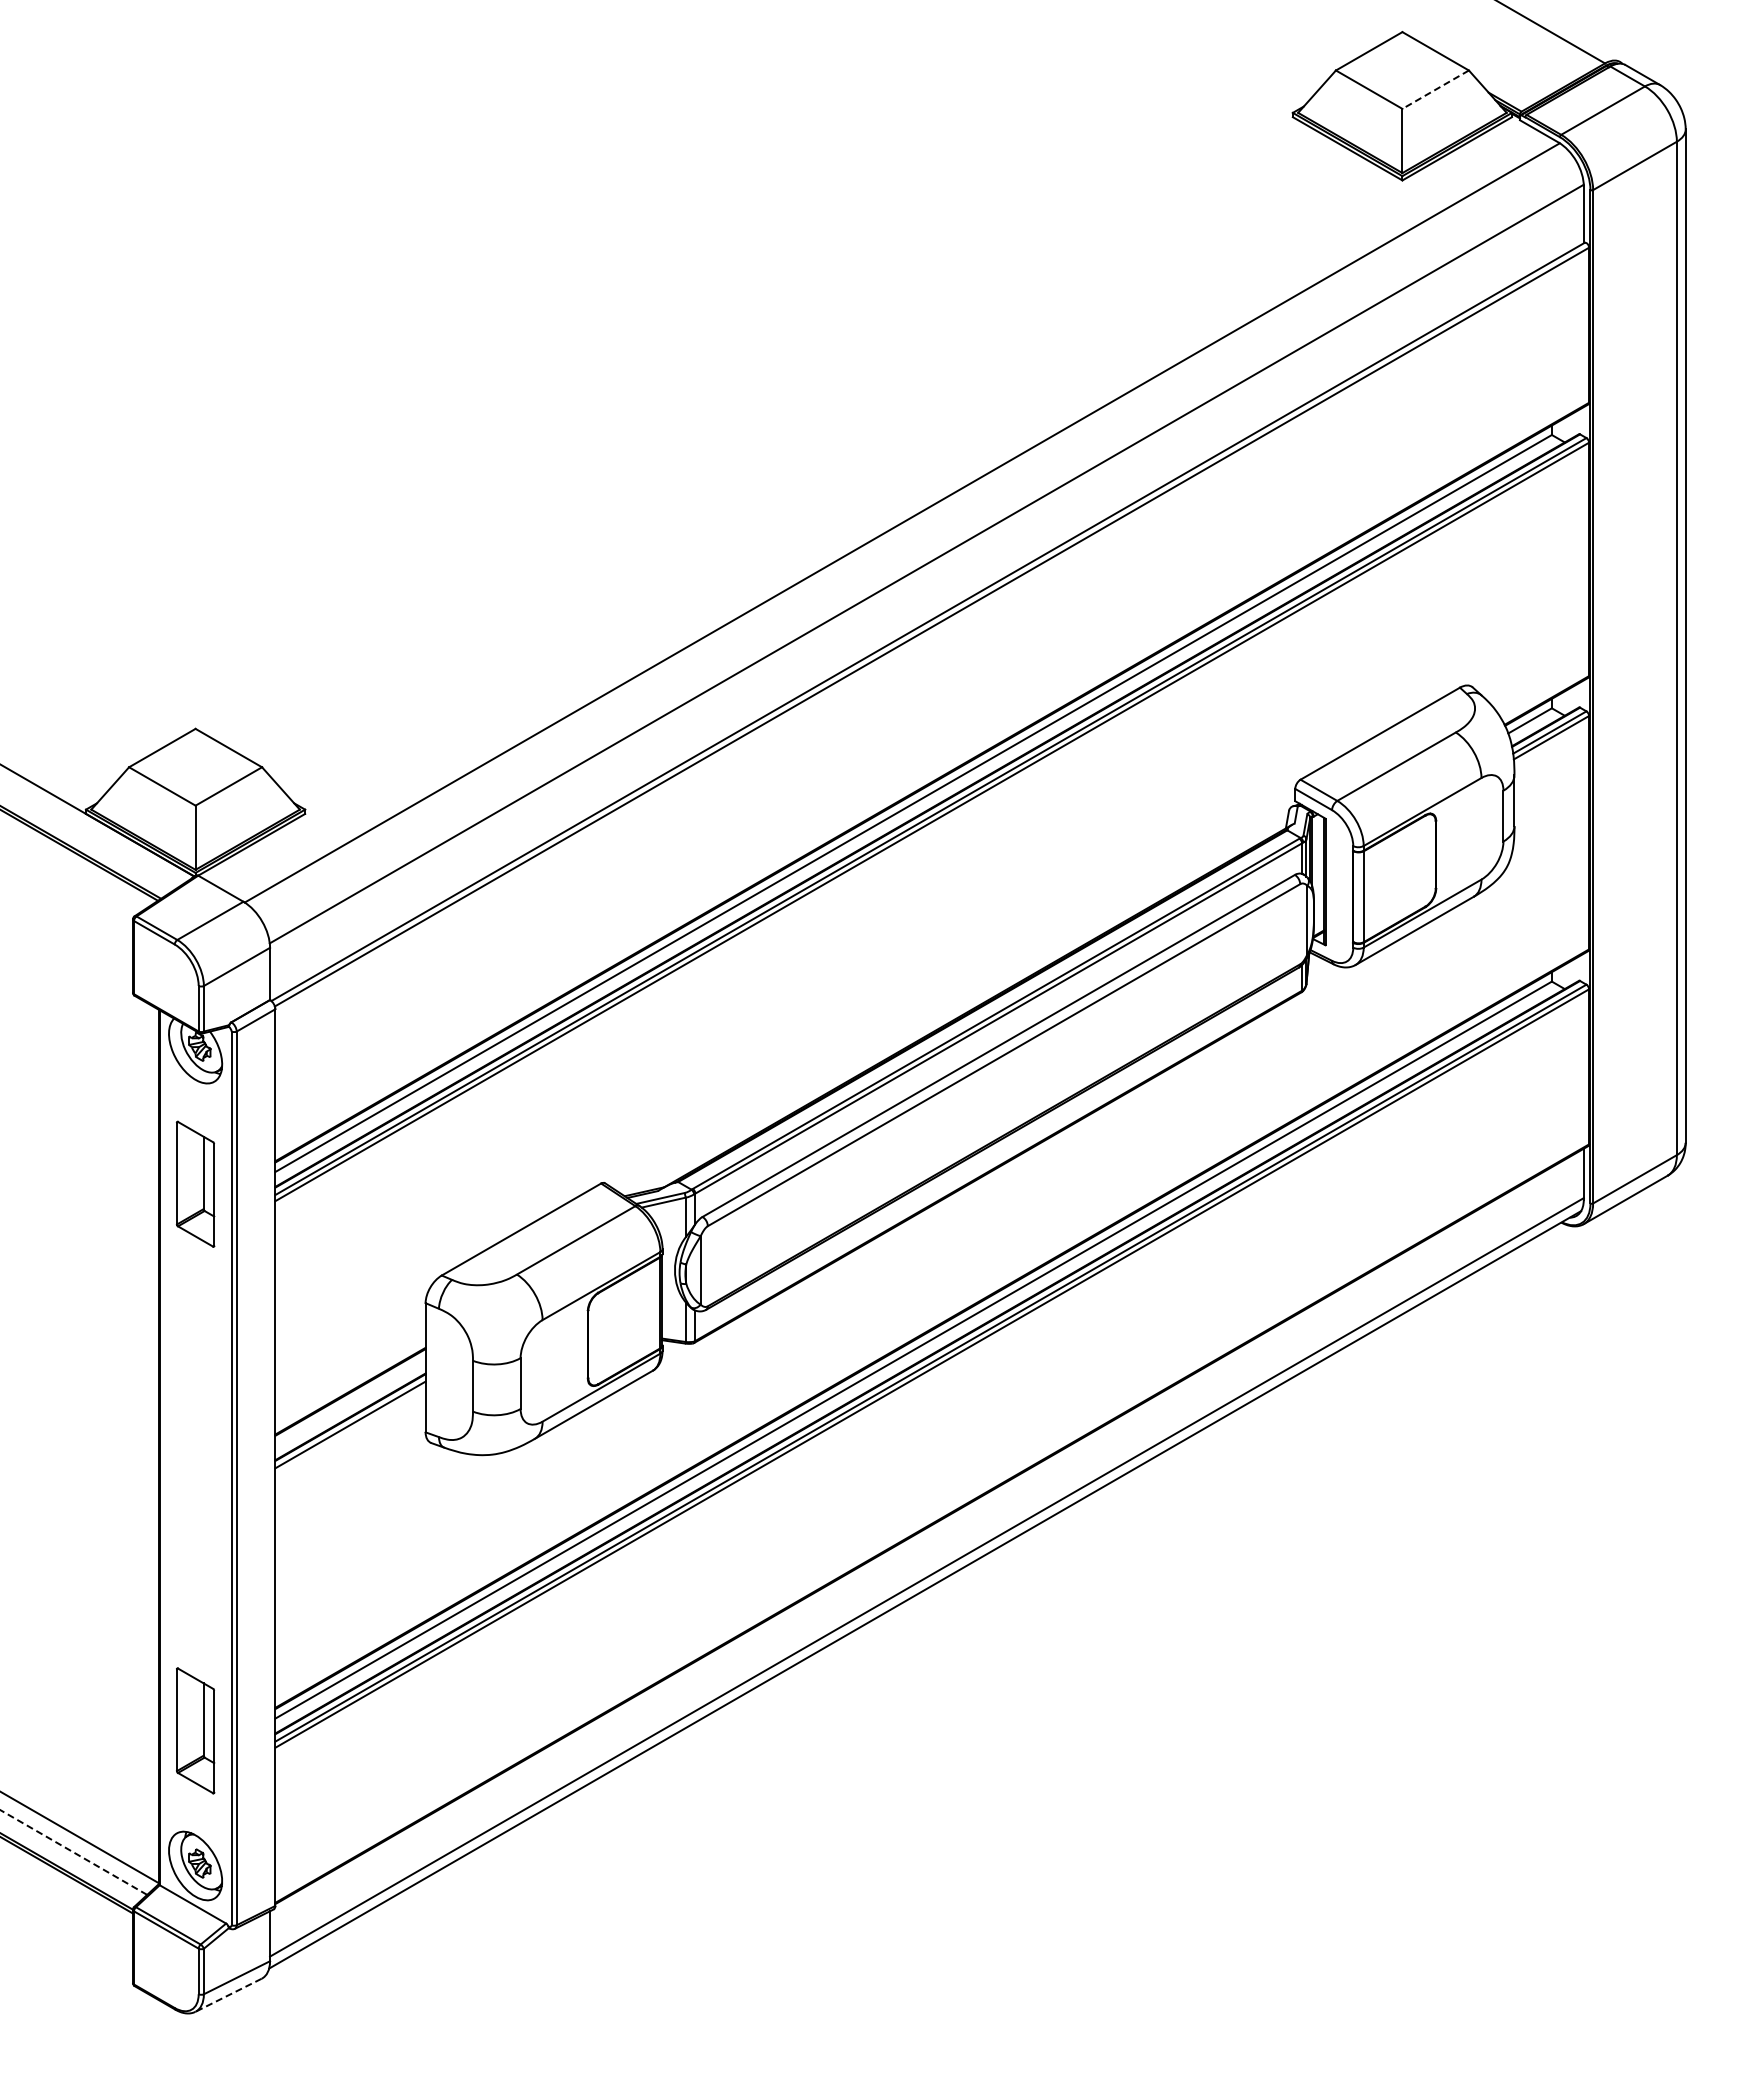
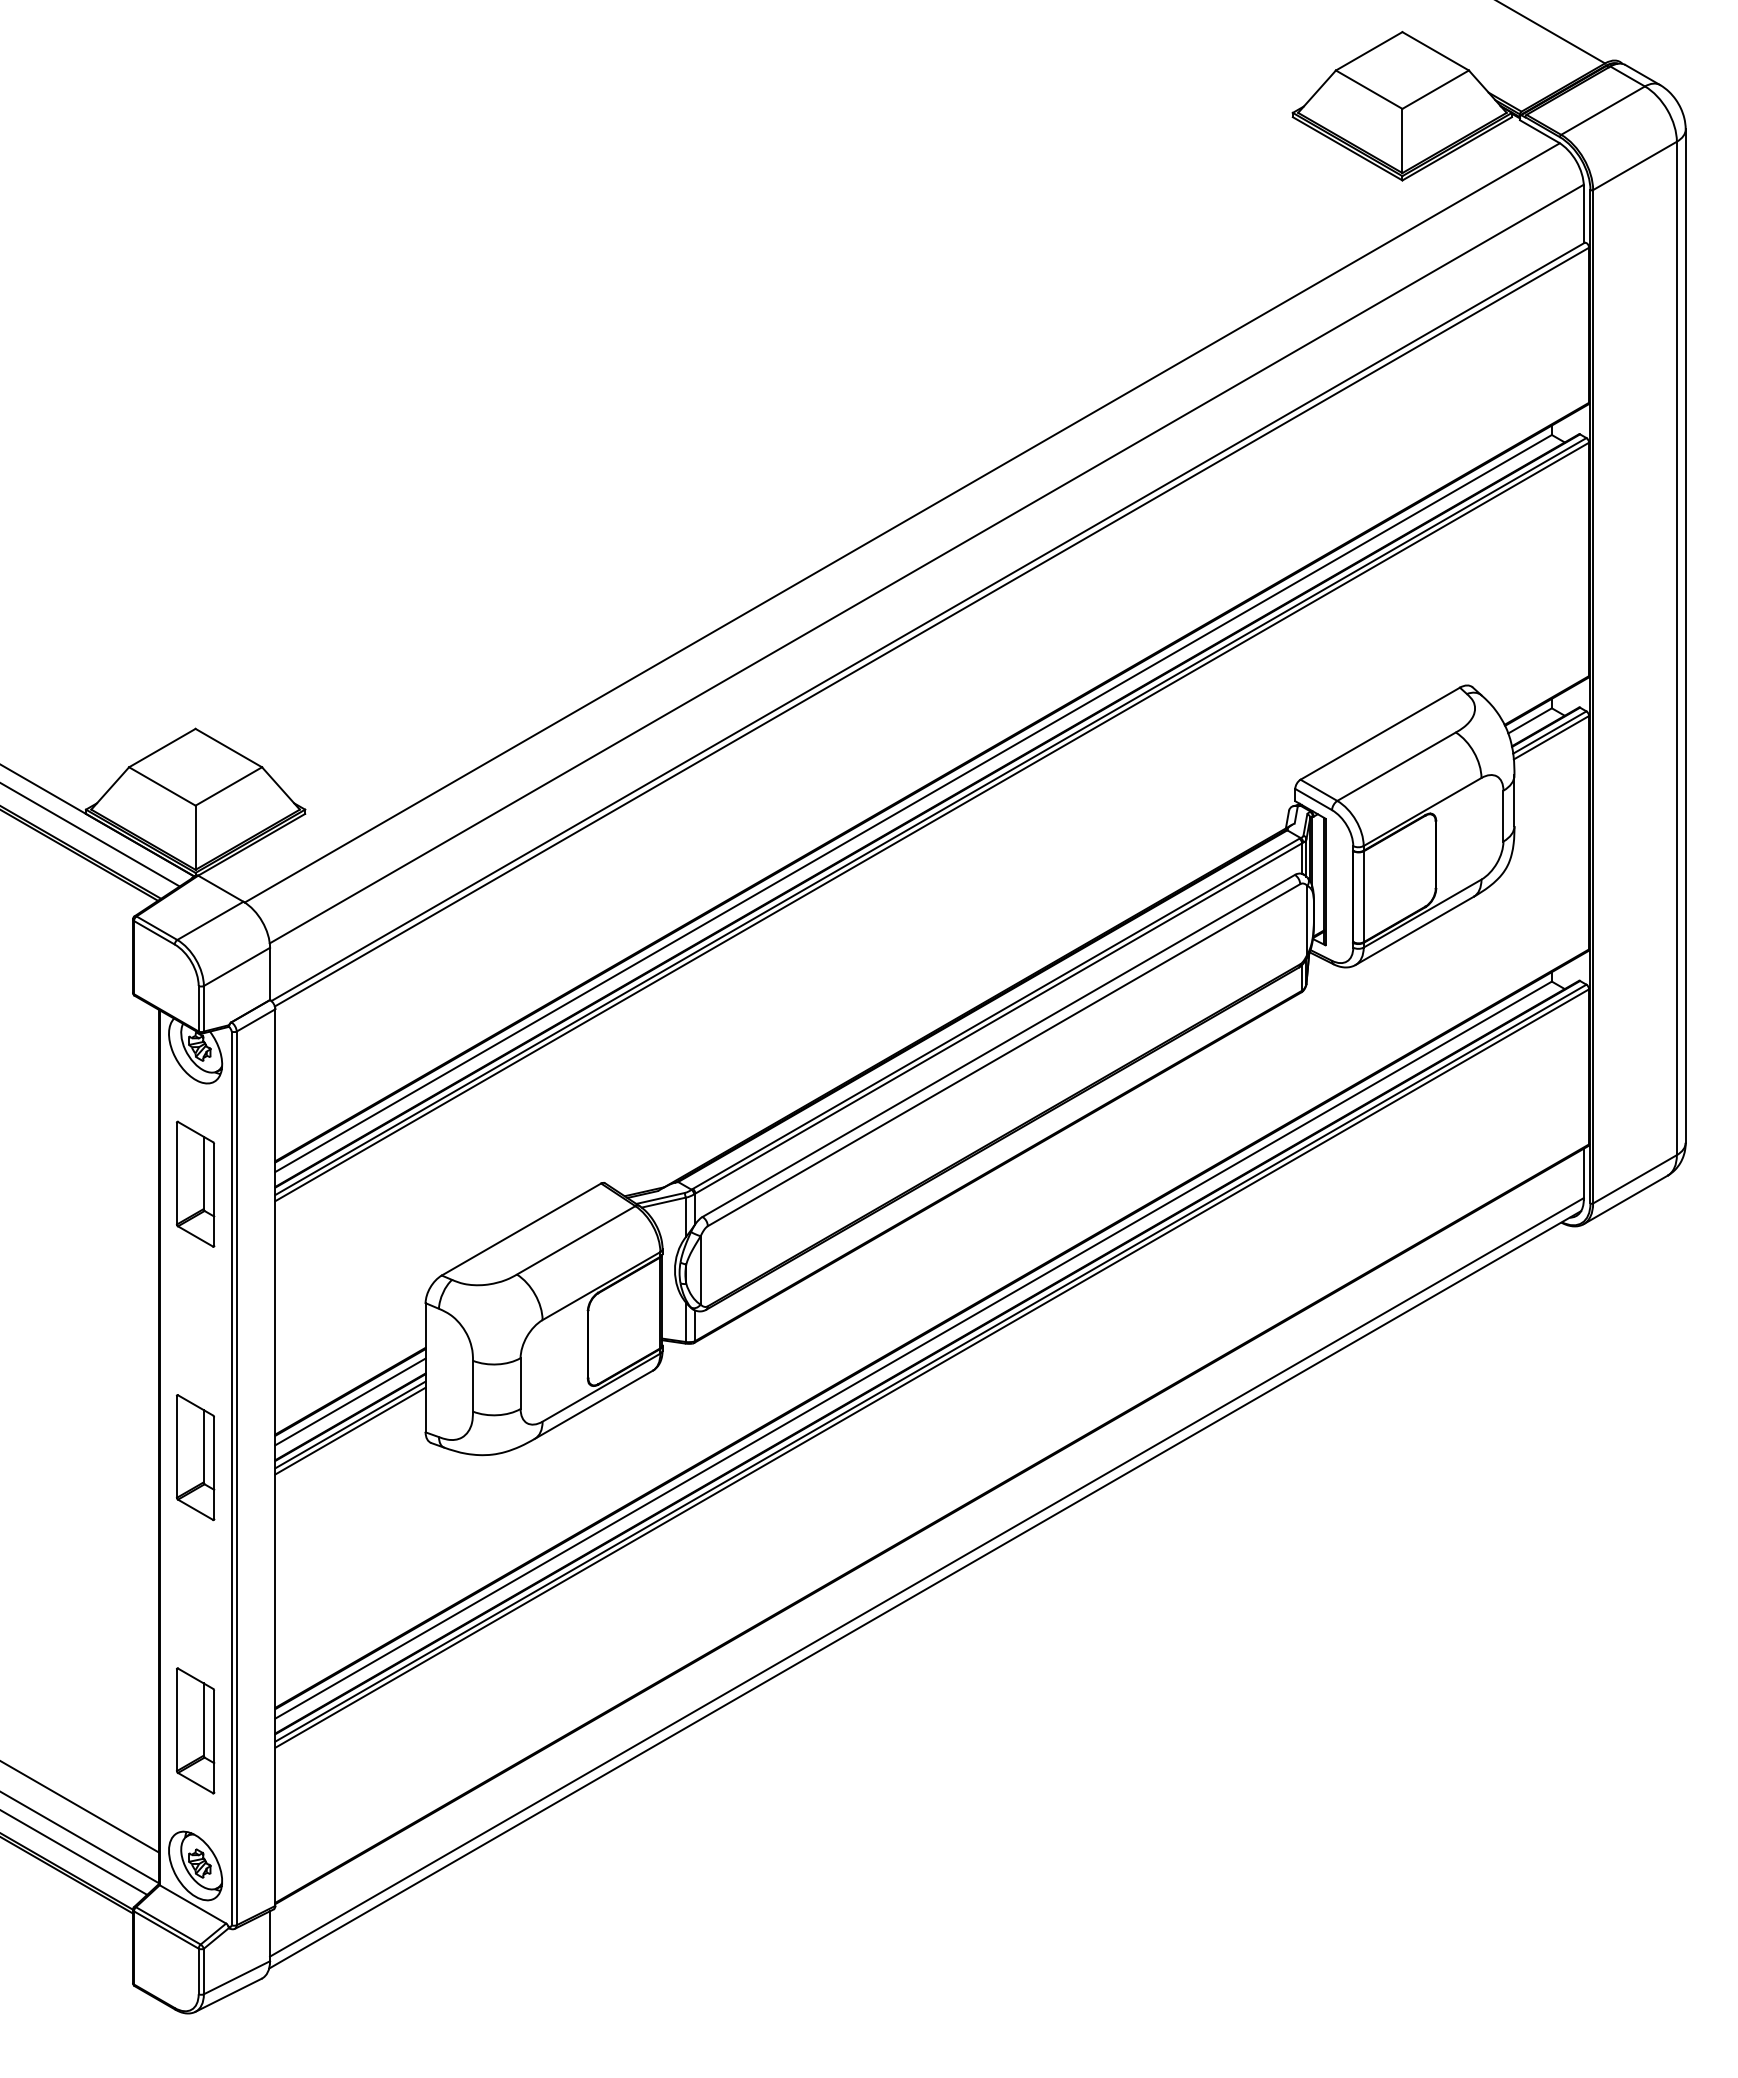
line: dashed -> solid (1435, 89)
line: none -> present (90, 834)
line: none -> present (350, 1401)
line: none -> present (350, 1430)
part: none -> present (195, 1457)
line: none -> present (80, 1807)
line: dashed -> solid (73, 1852)
line: dashed -> solid (228, 1995)
